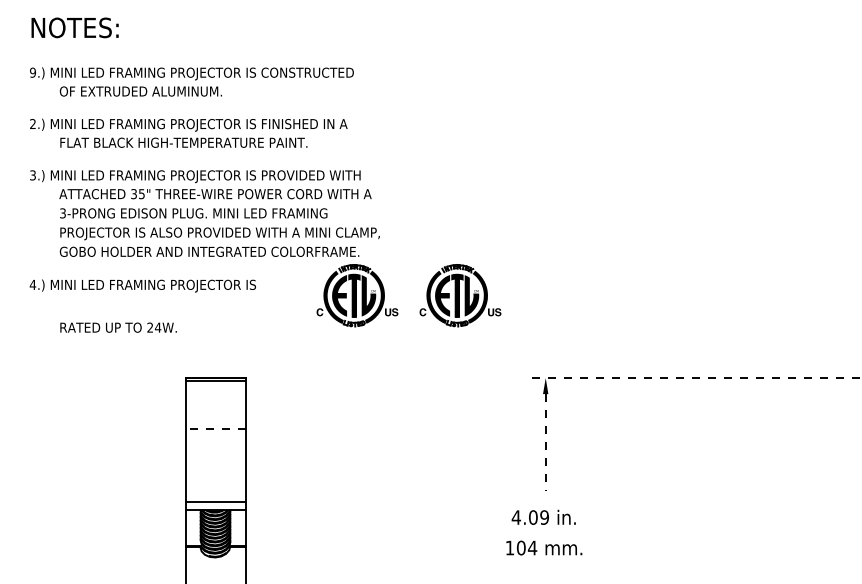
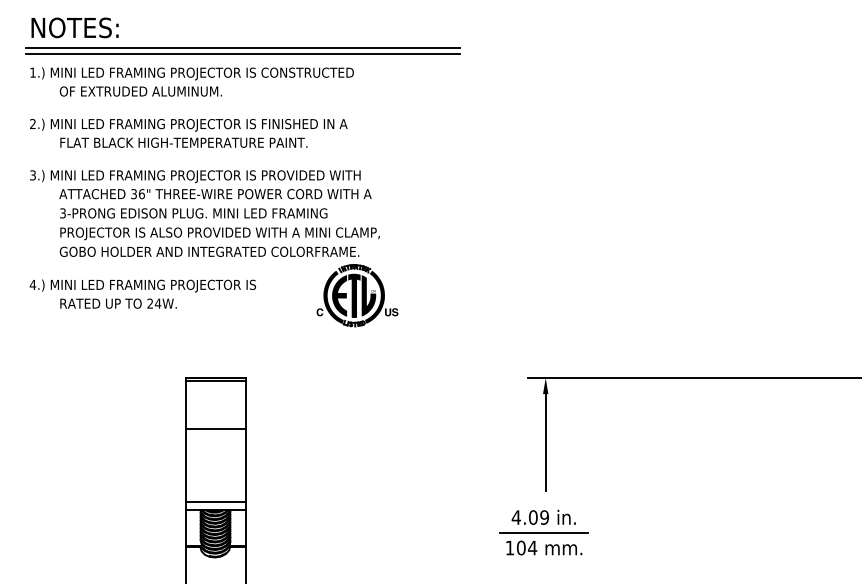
line: none -> present (242, 48)
line: none -> present (242, 54)
text: 9.) -> 1.) (32, 72)
text: 35" -> 36" (141, 194)
part: present -> none (460, 295)
text position: (118, 327) -> (118, 303) (118, 303)
line: dashed -> solid (694, 378)
line: dashed -> solid (215, 429)
line: dashed -> solid (545, 442)
line: none -> present (543, 533)
